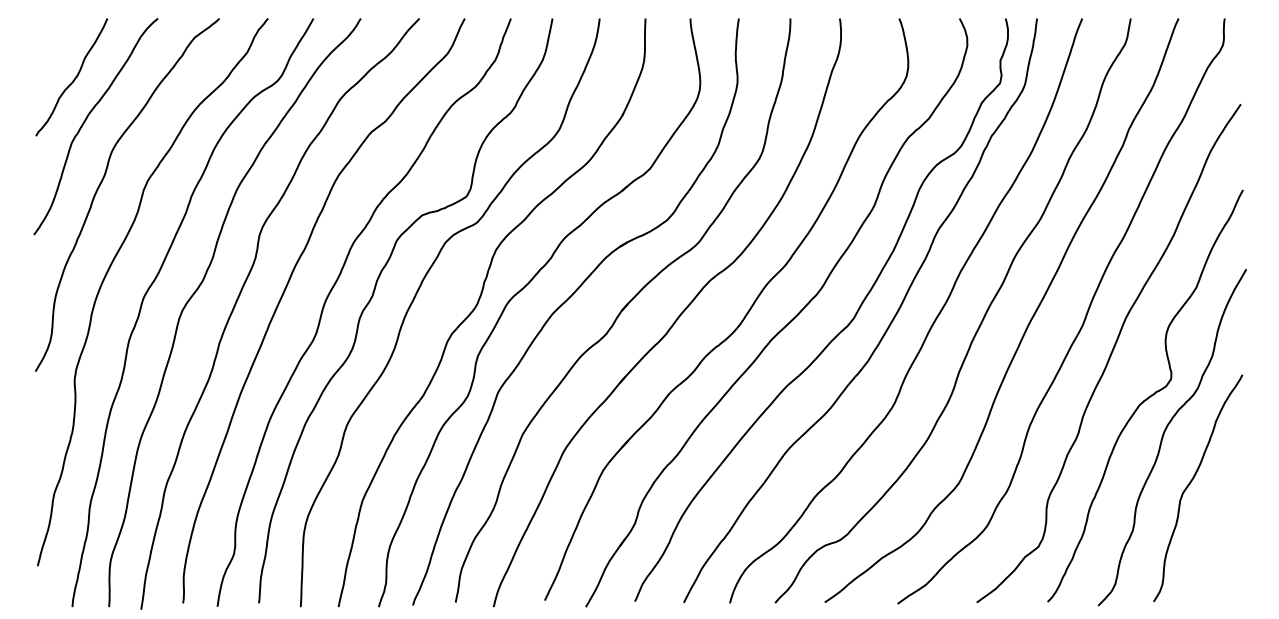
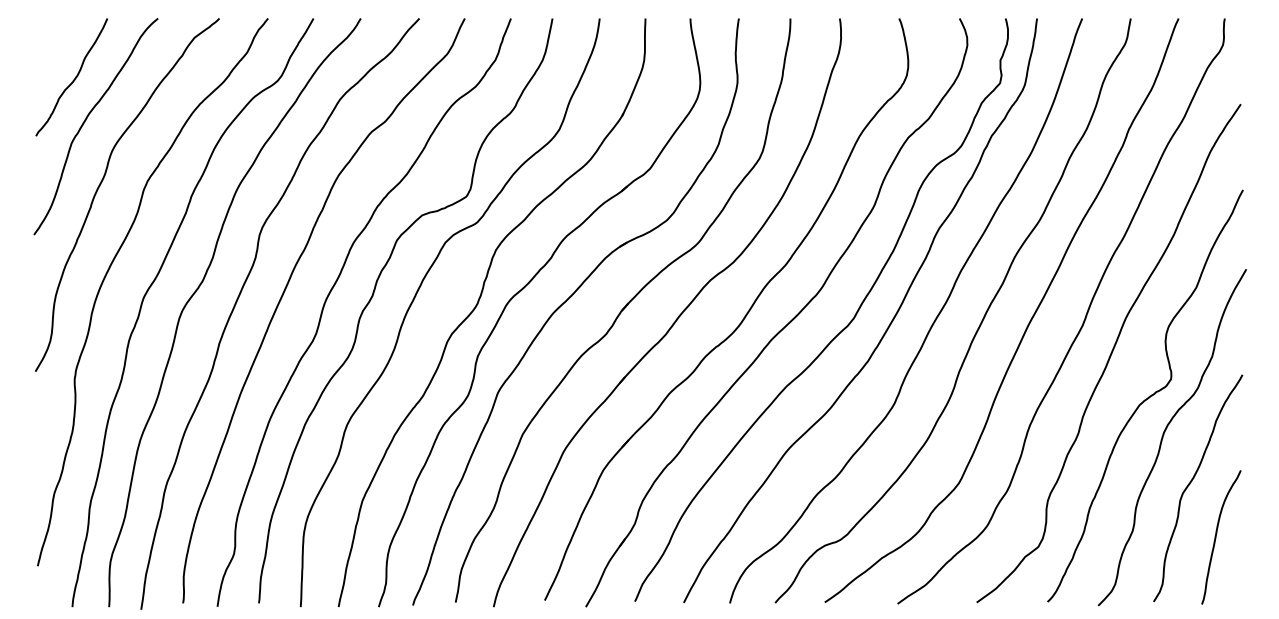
curve: none -> present (1216, 537)
